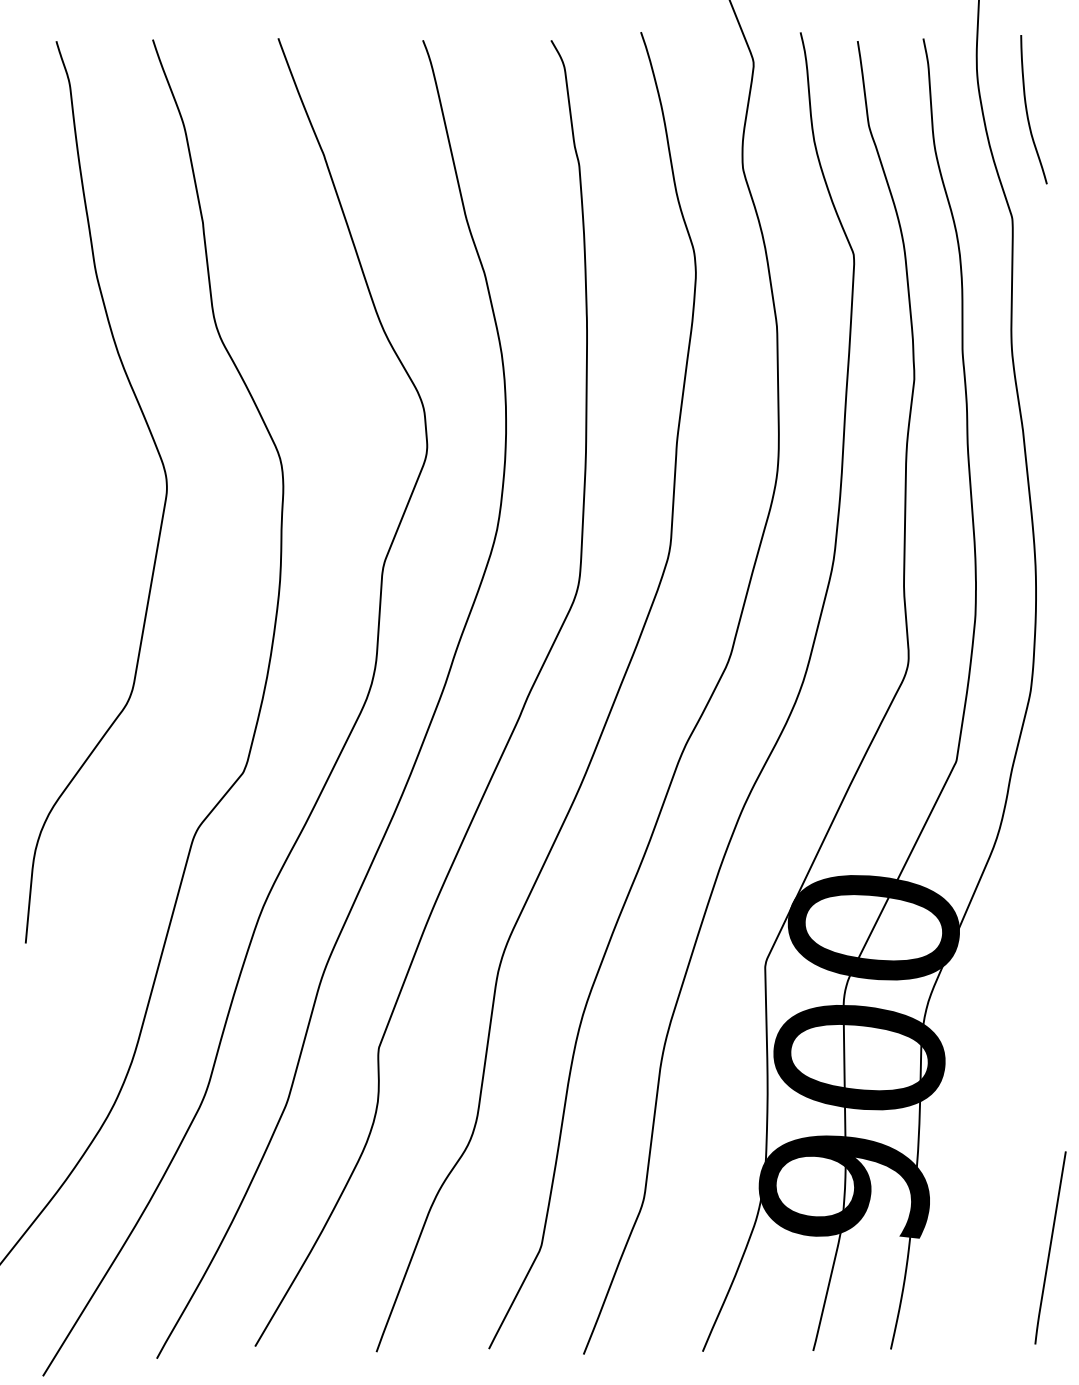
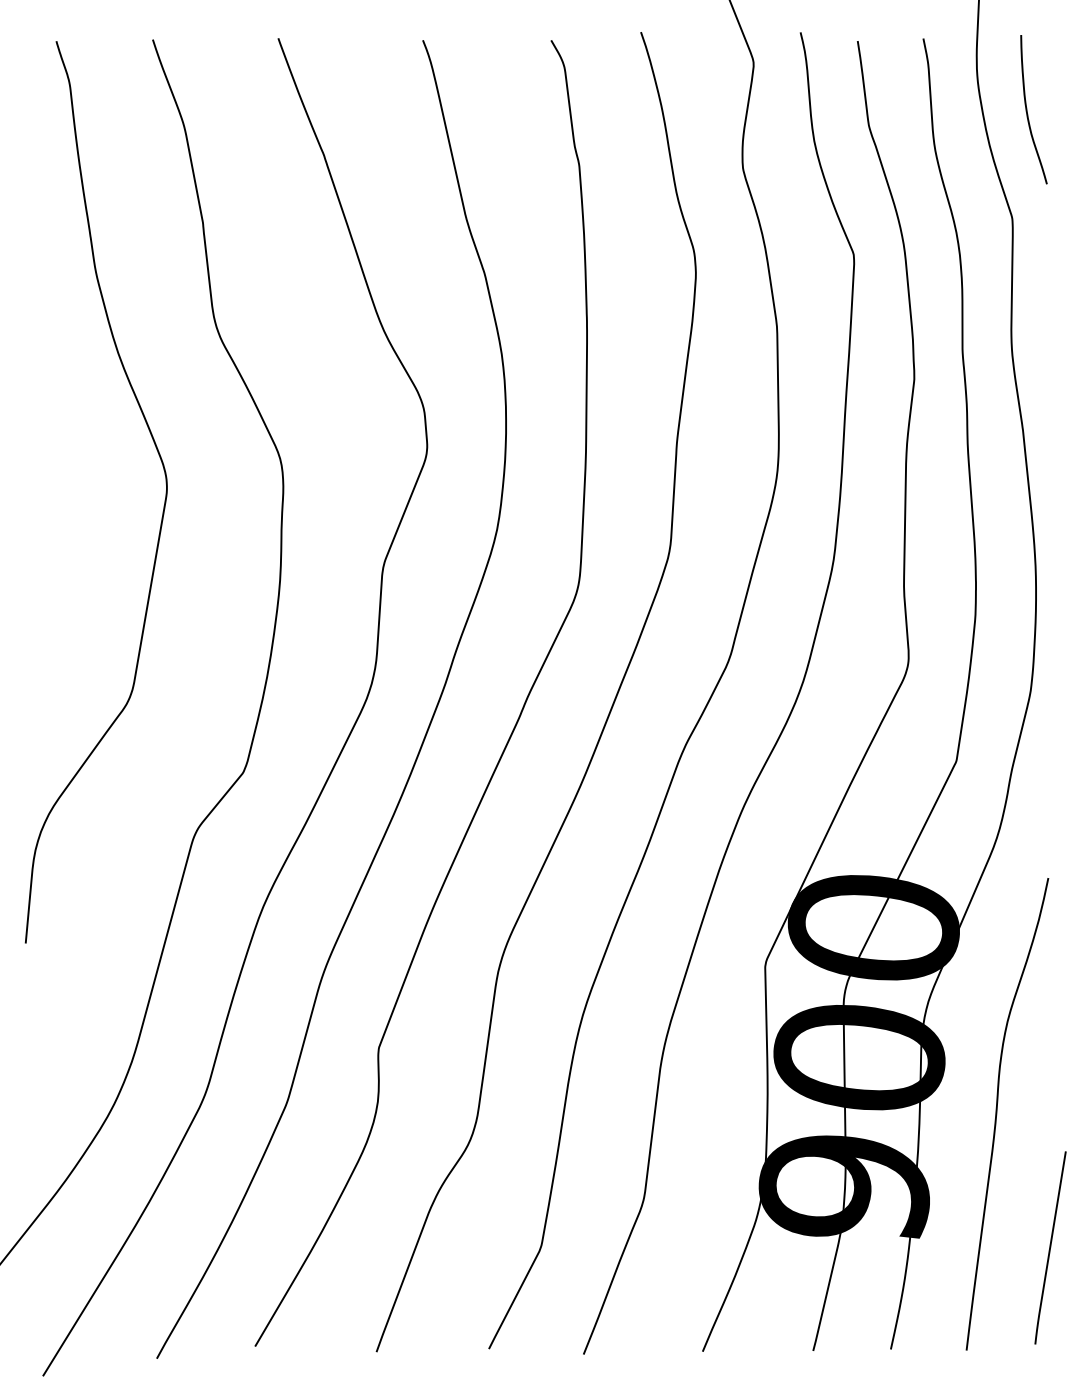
curve: none -> present (997, 1114)
